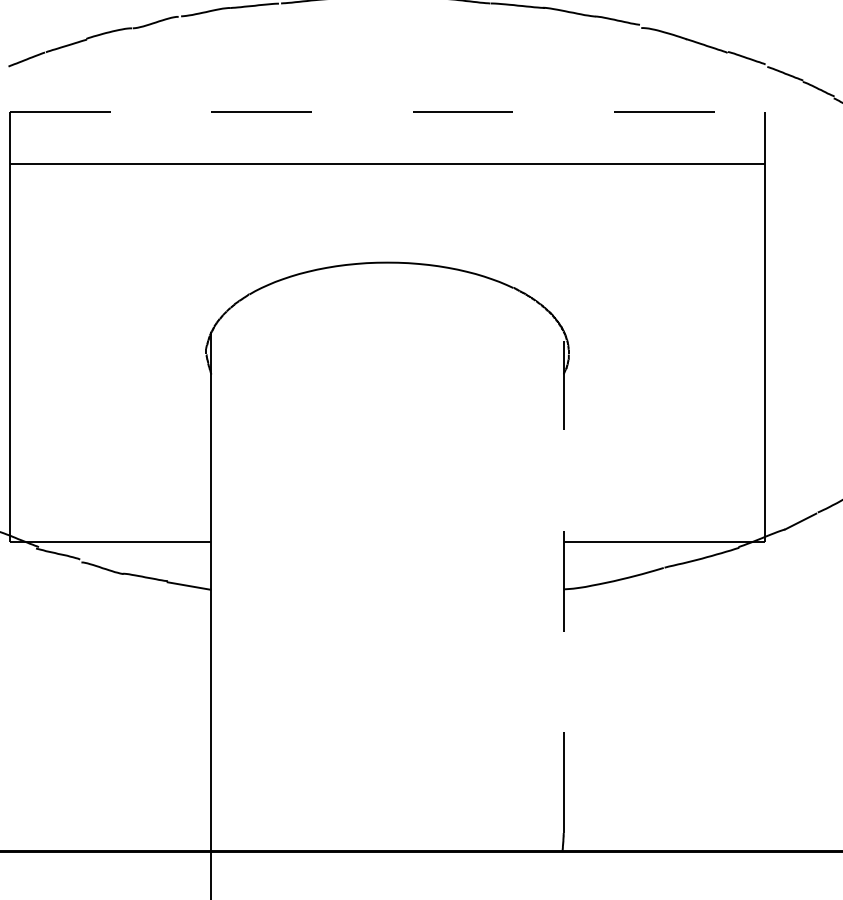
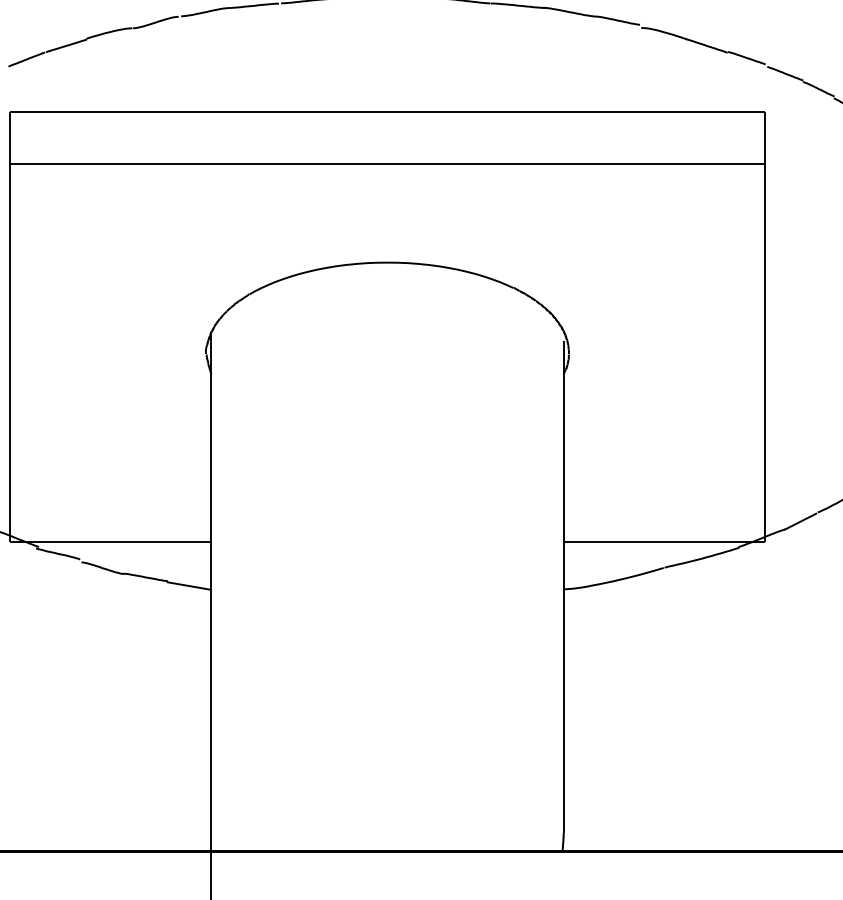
line: dashed -> solid (387, 112)
line: dashed -> solid (563, 587)
